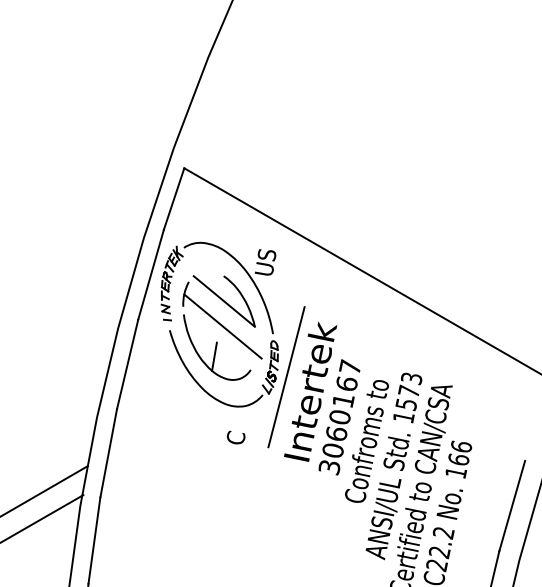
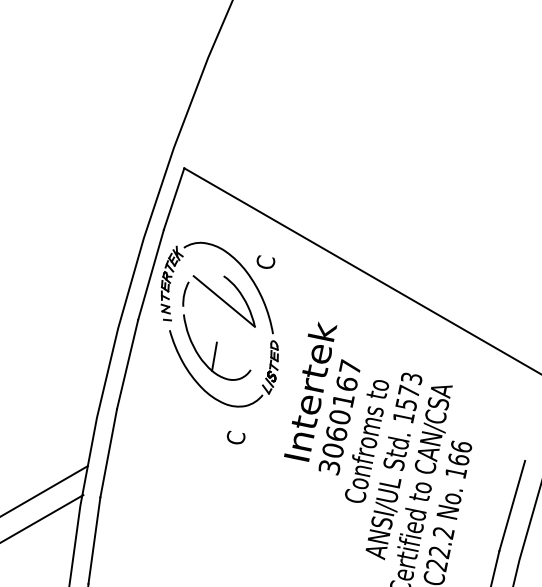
text: US -> C (265, 262)
line: present -> none (222, 326)
line: present -> none (286, 377)
